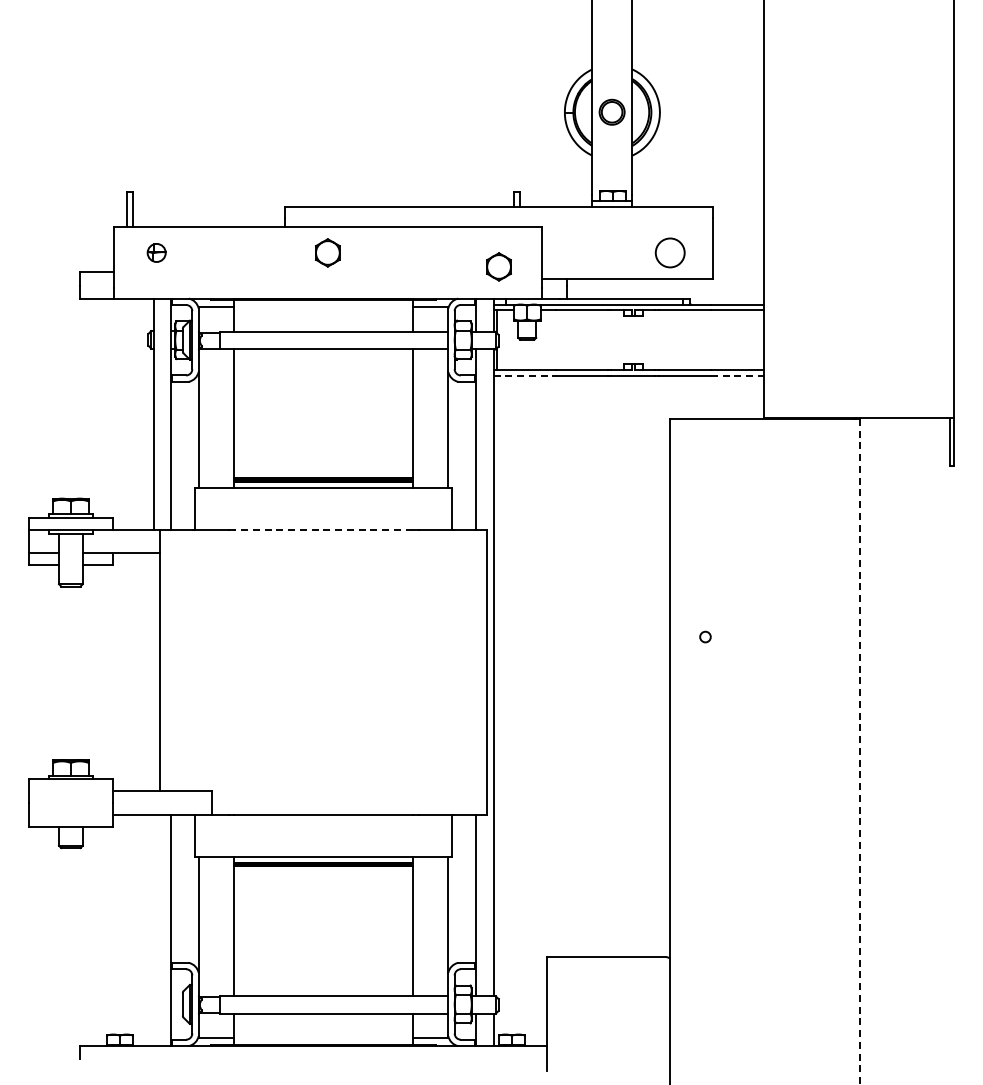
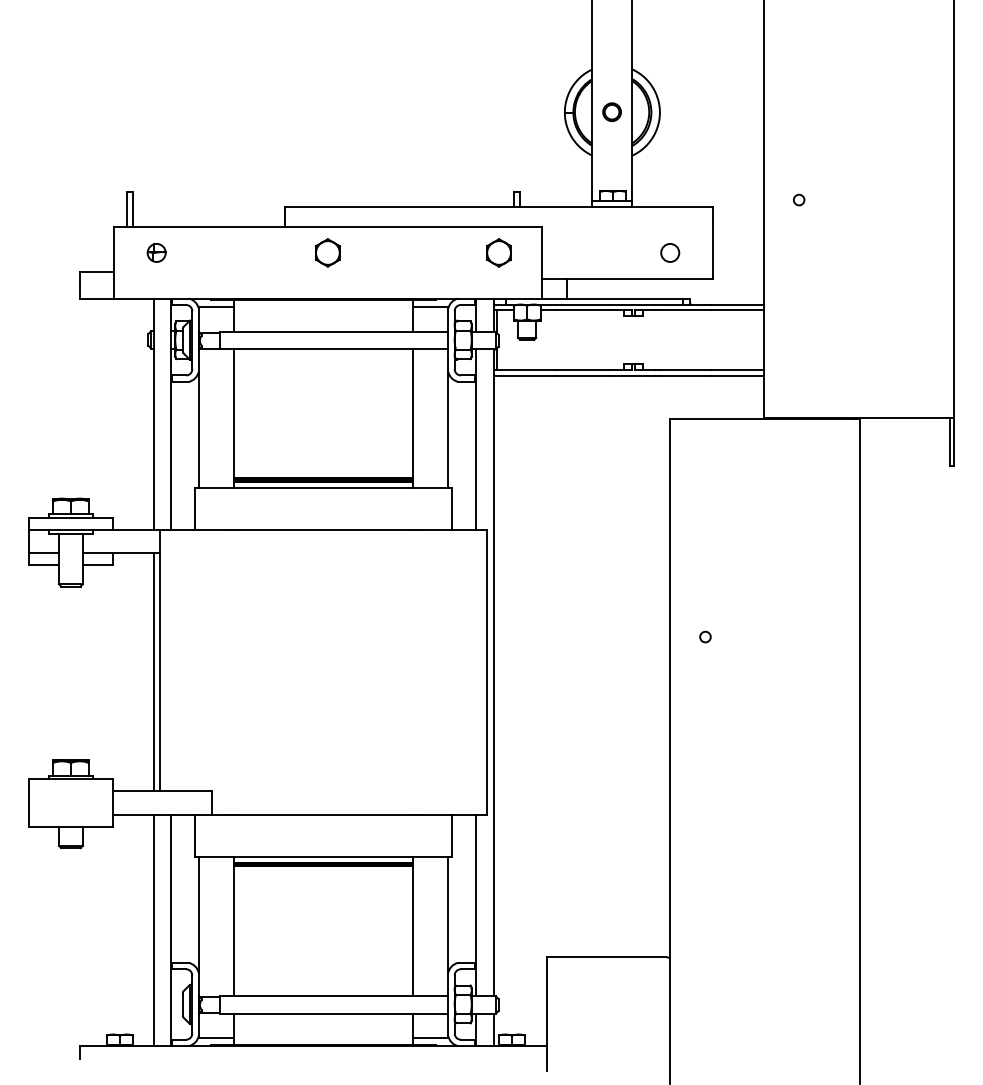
circle size: 28x28 px -> 20x20 px (611, 111)
circle: none -> present (799, 199)
circle diameter: 29 px -> 18 px (670, 252)
part position: (498, 266) -> (498, 252) (498, 252)
line: dashed -> solid (525, 375)
line: dashed -> solid (737, 375)
line: dashed -> solid (323, 529)
line: none -> present (153, 672)
line: dashed -> solid (860, 751)
line: none -> present (153, 930)
